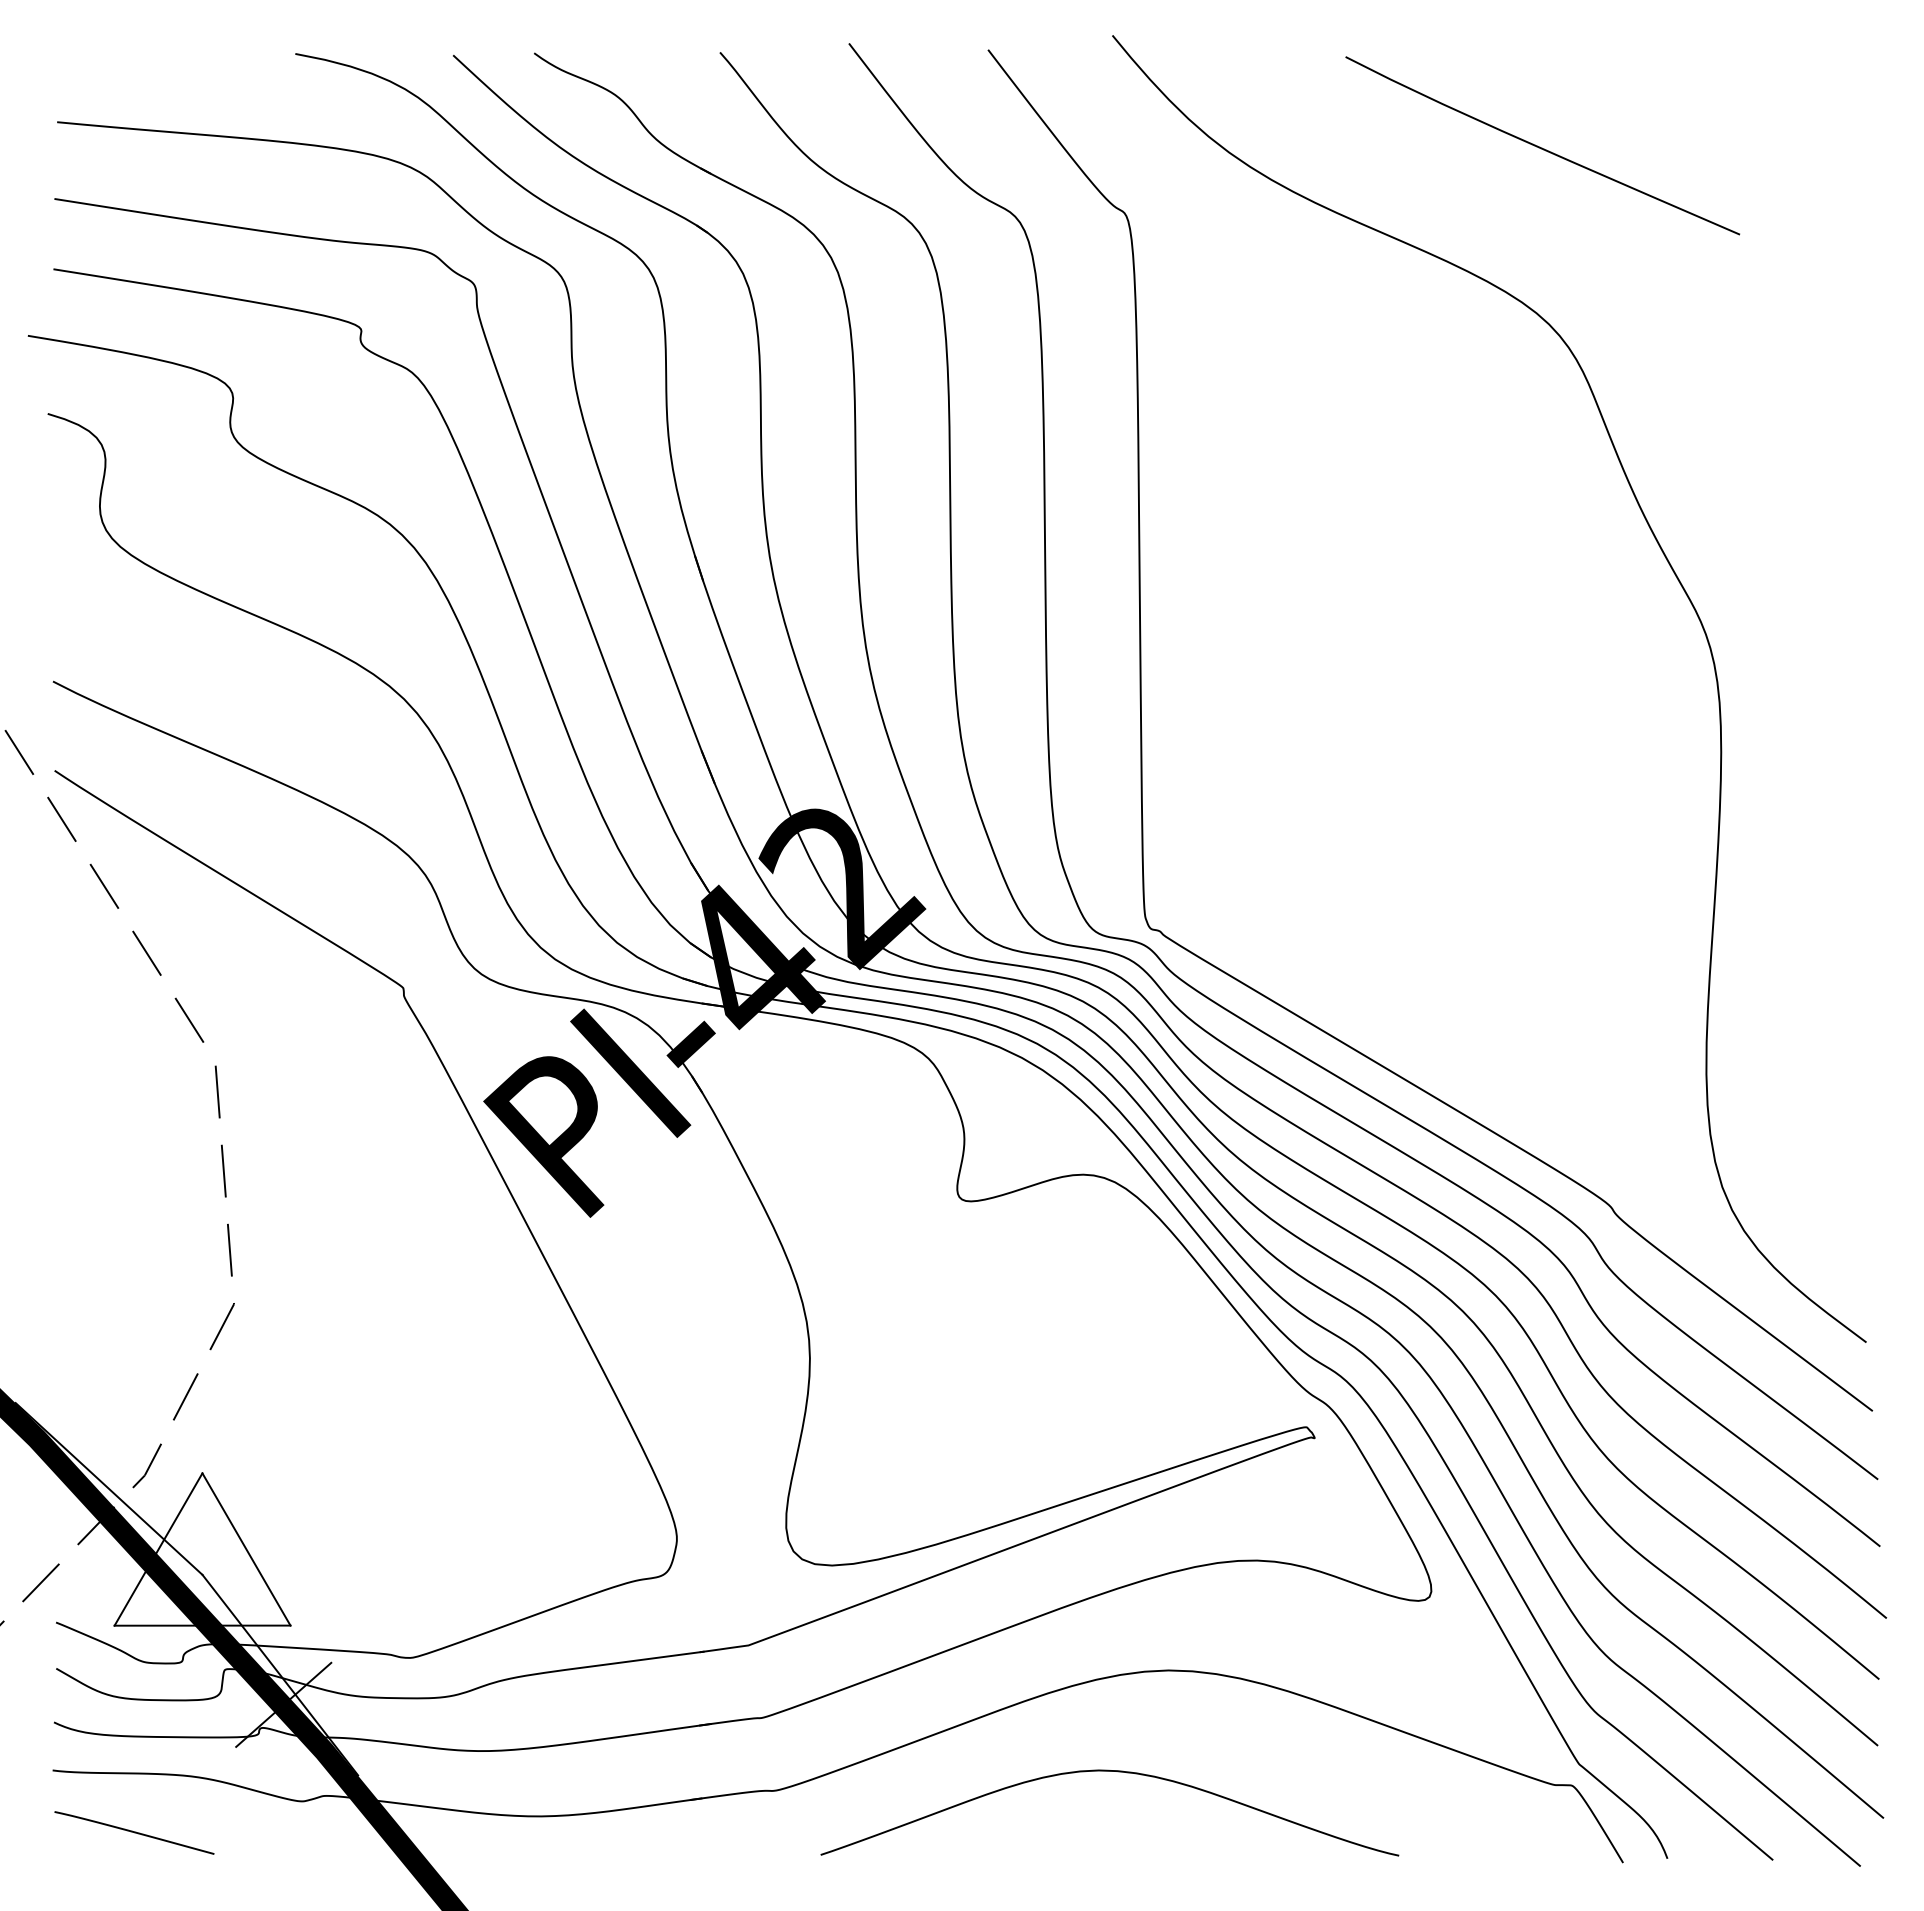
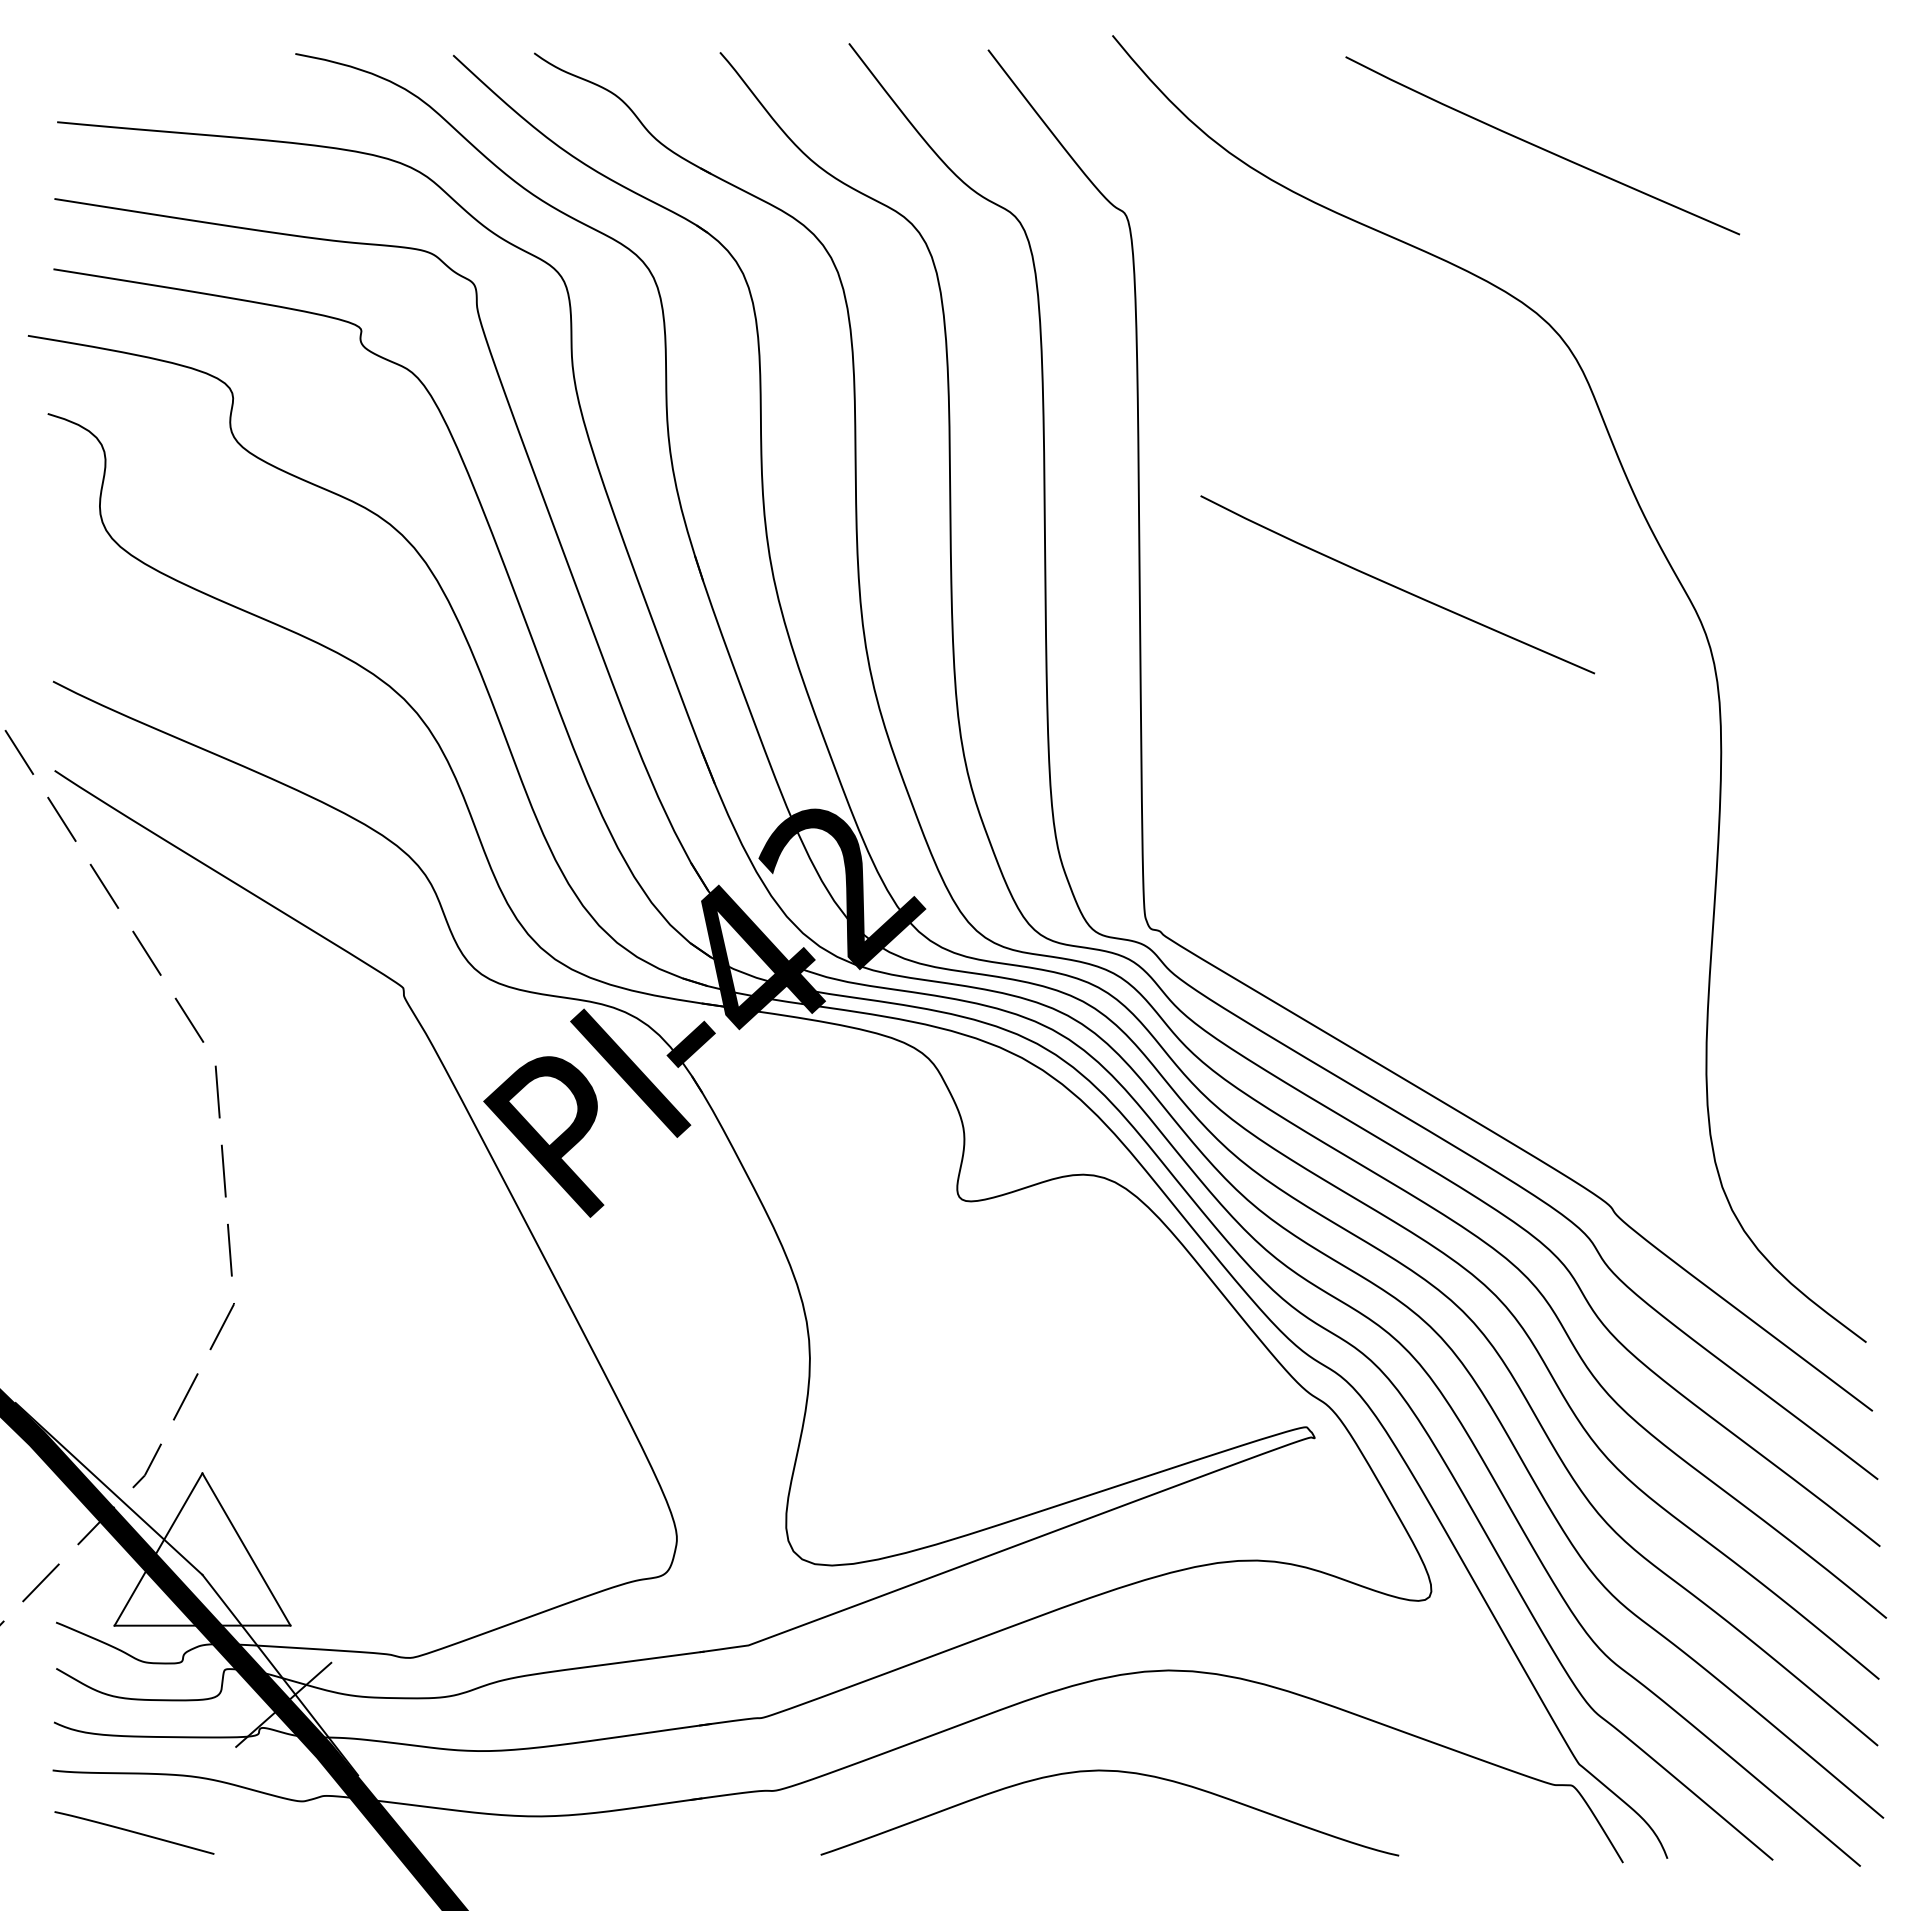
curve: none -> present (1397, 586)
